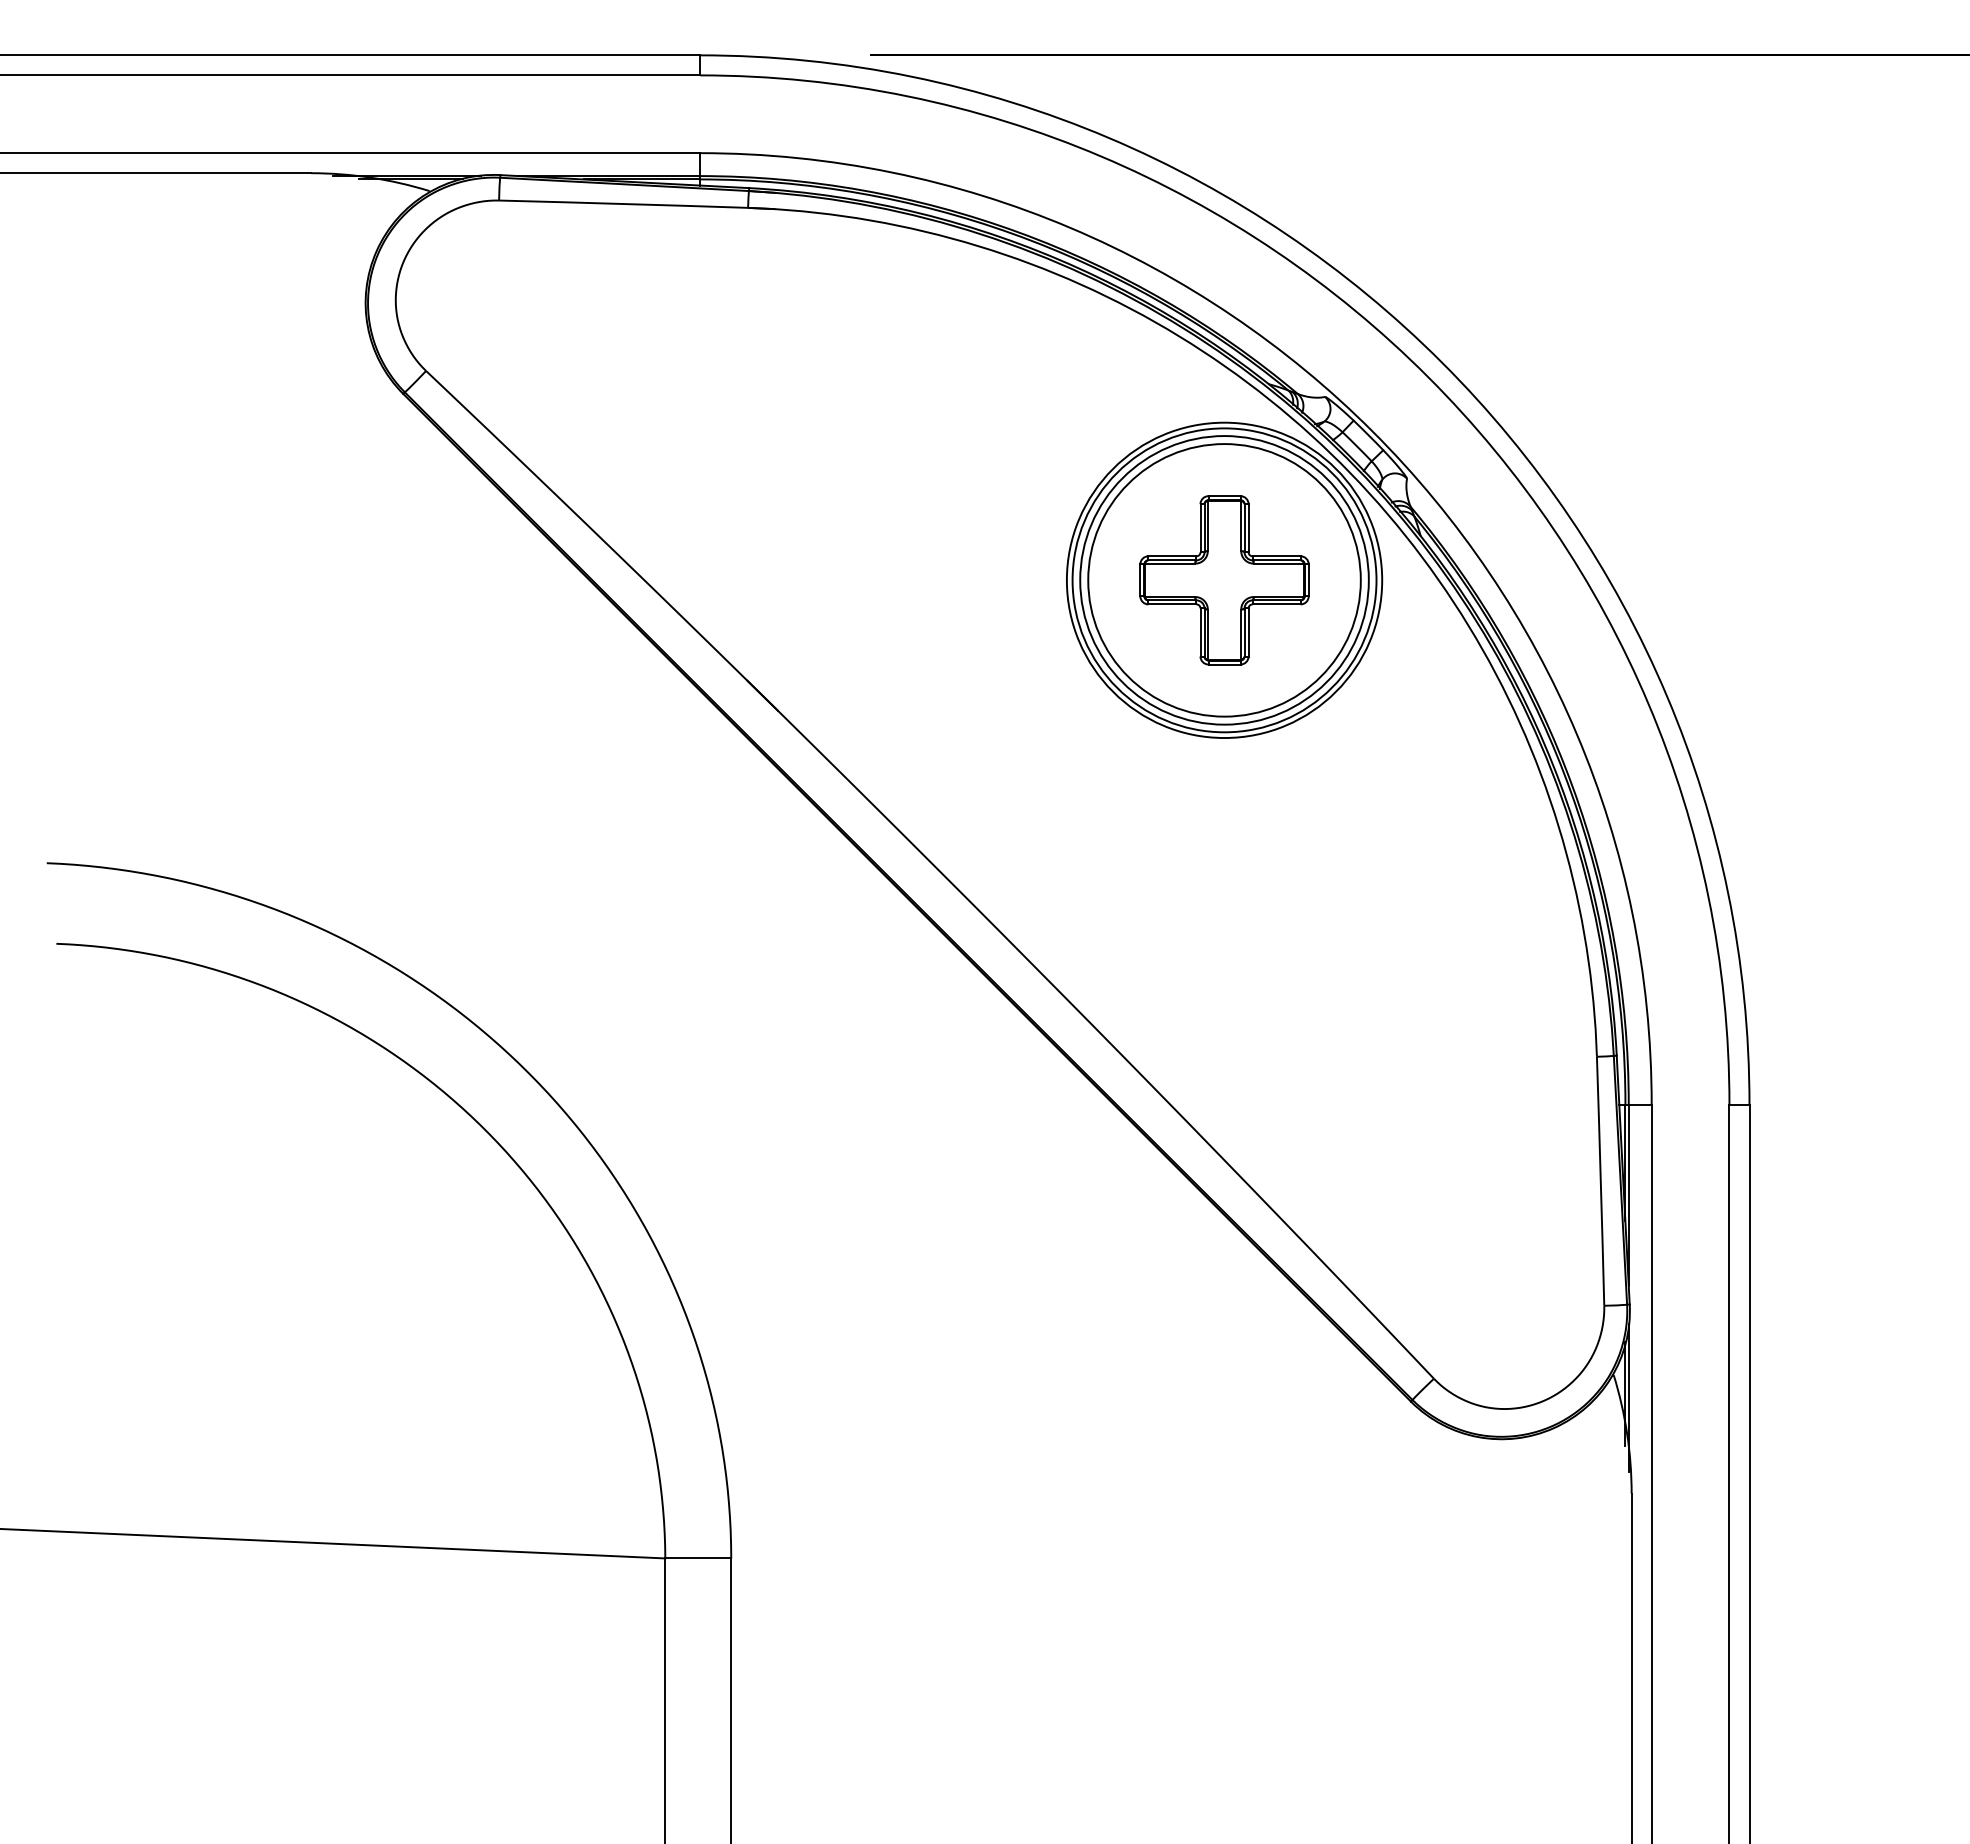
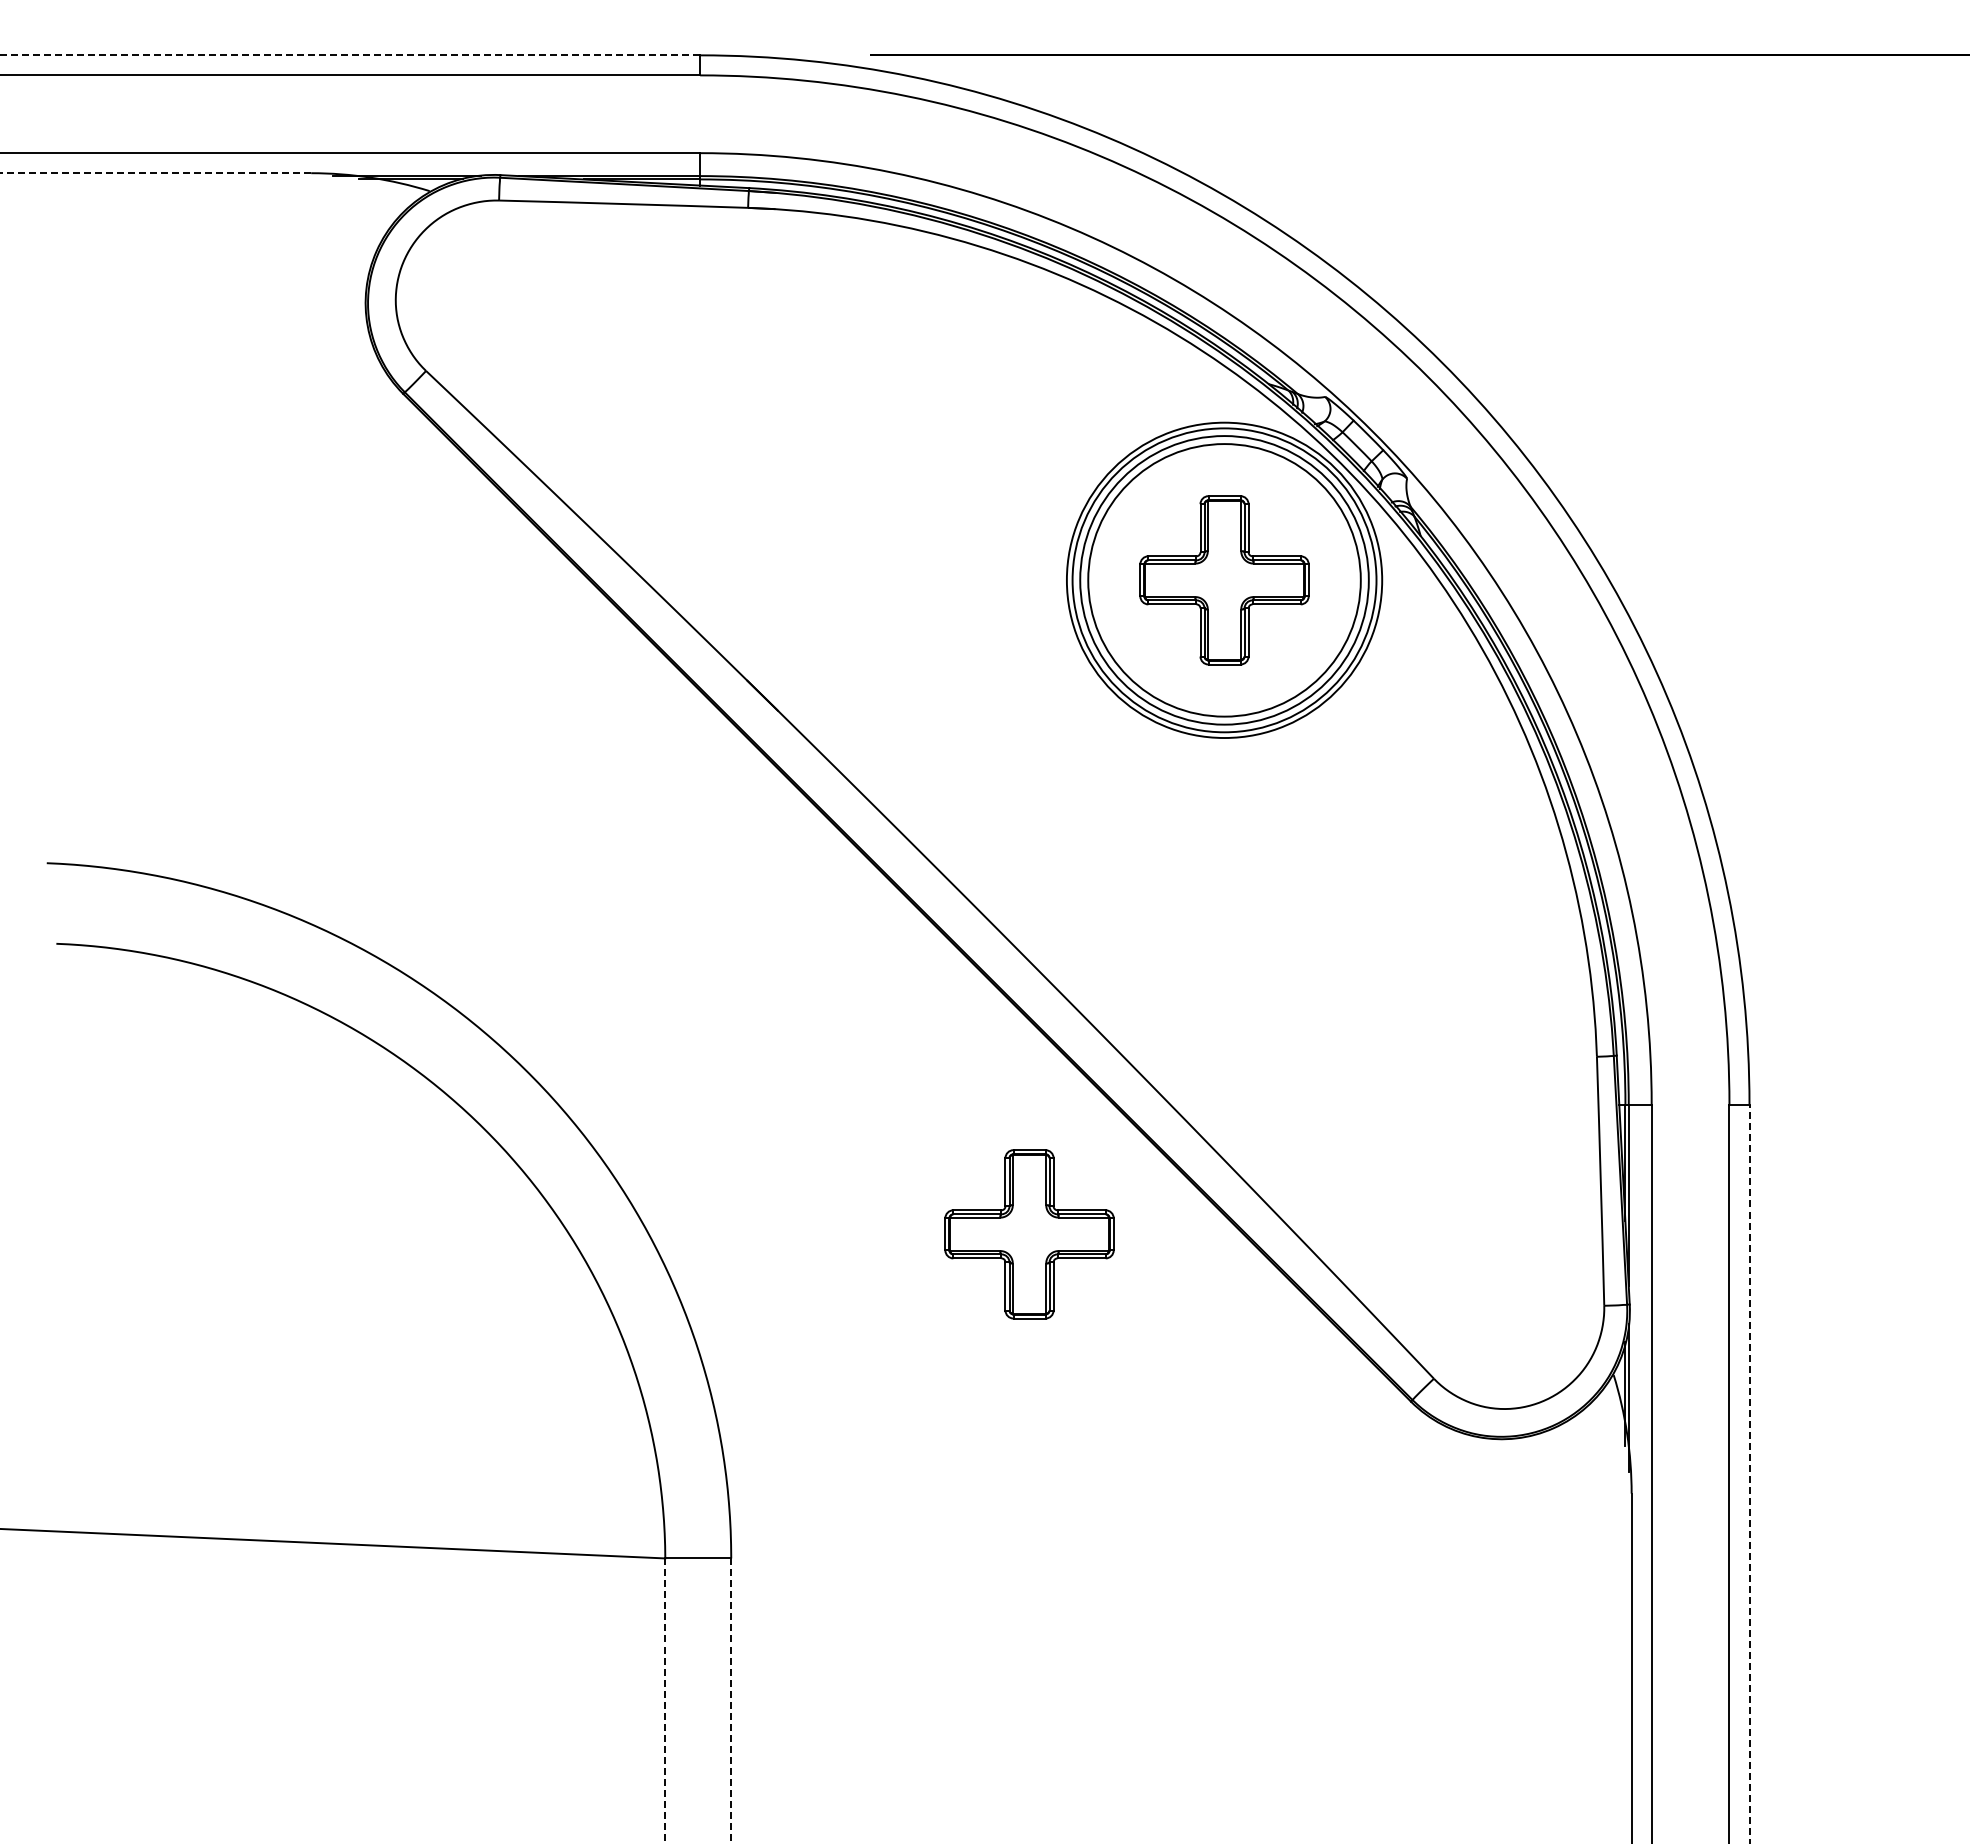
line: solid -> dashed (349, 55)
line: solid -> dashed (155, 173)
part: none -> present (1029, 1234)
line: solid -> dashed (1749, 1473)
line: solid -> dashed (665, 1701)
line: solid -> dashed (731, 1701)
